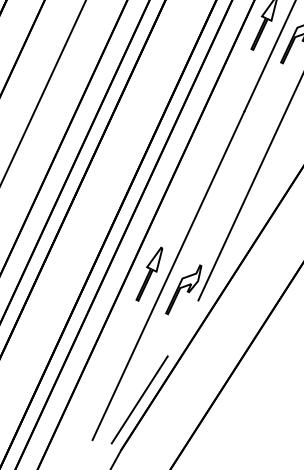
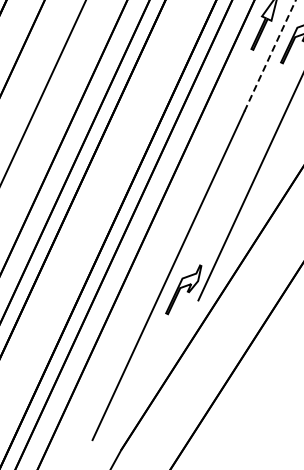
line: solid -> dashed (270, 55)
part: present -> none (149, 273)
line: present -> none (139, 399)
